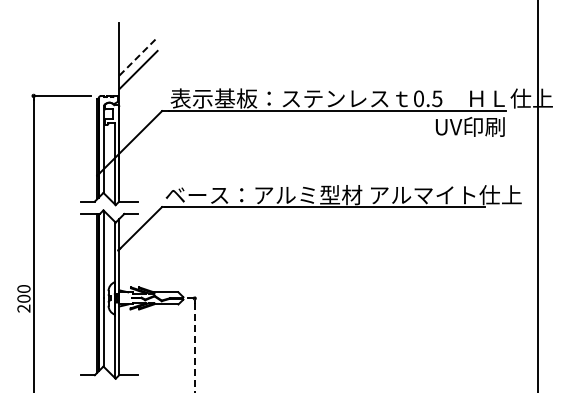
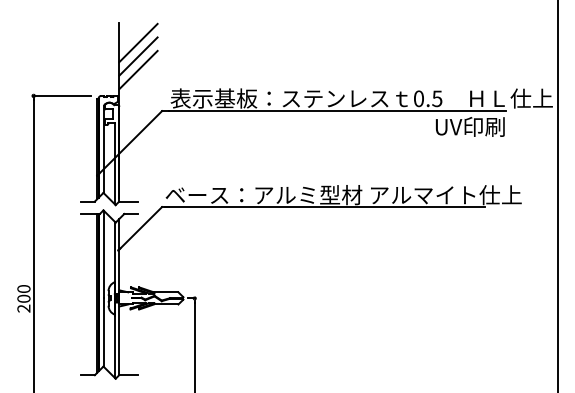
line: none -> present (138, 42)
line: dashed -> solid (138, 56)
line position: (537, 195) -> (557, 195) (557, 195)
line: dashed -> solid (194, 347)
